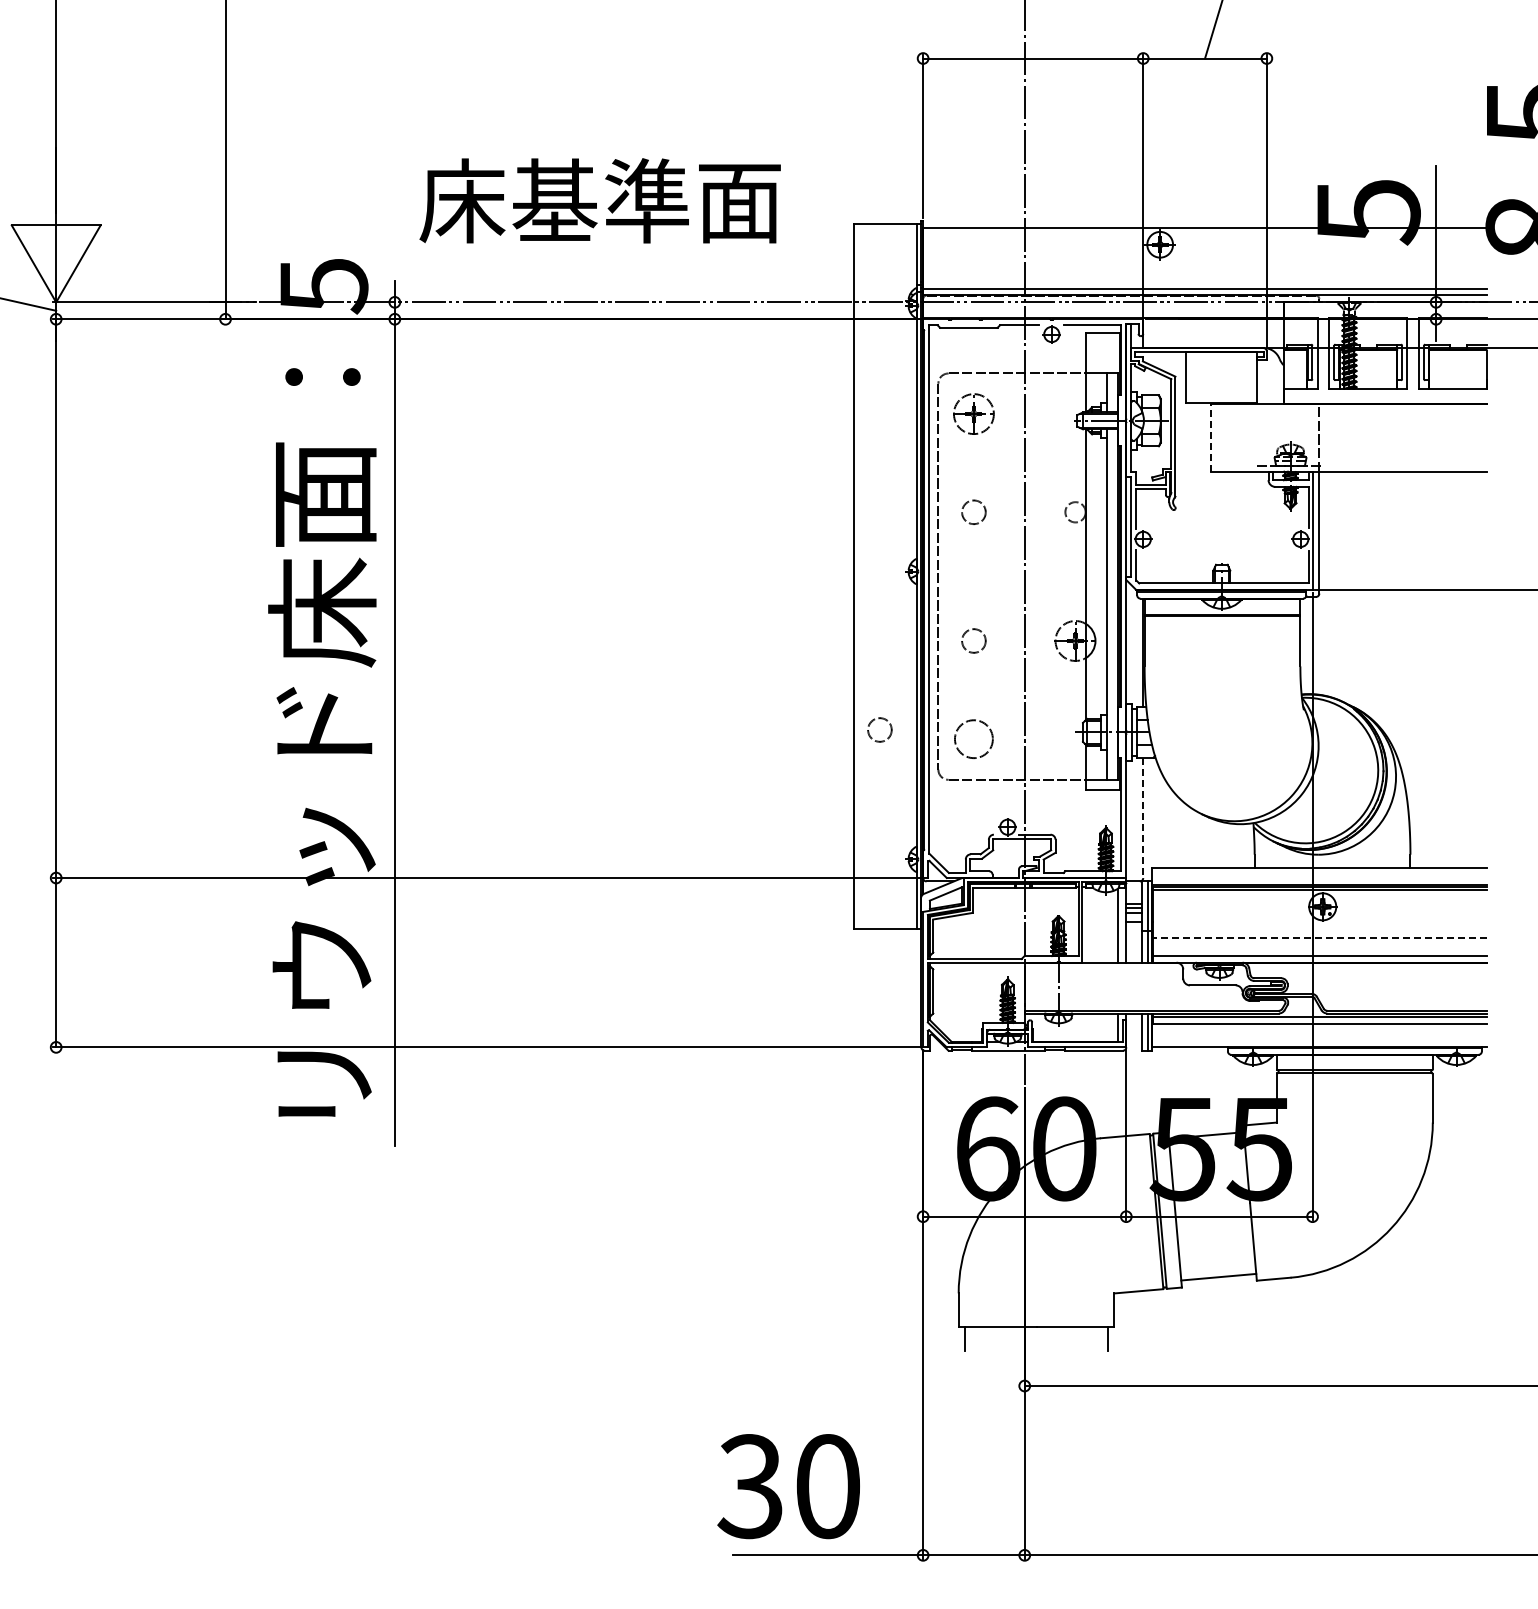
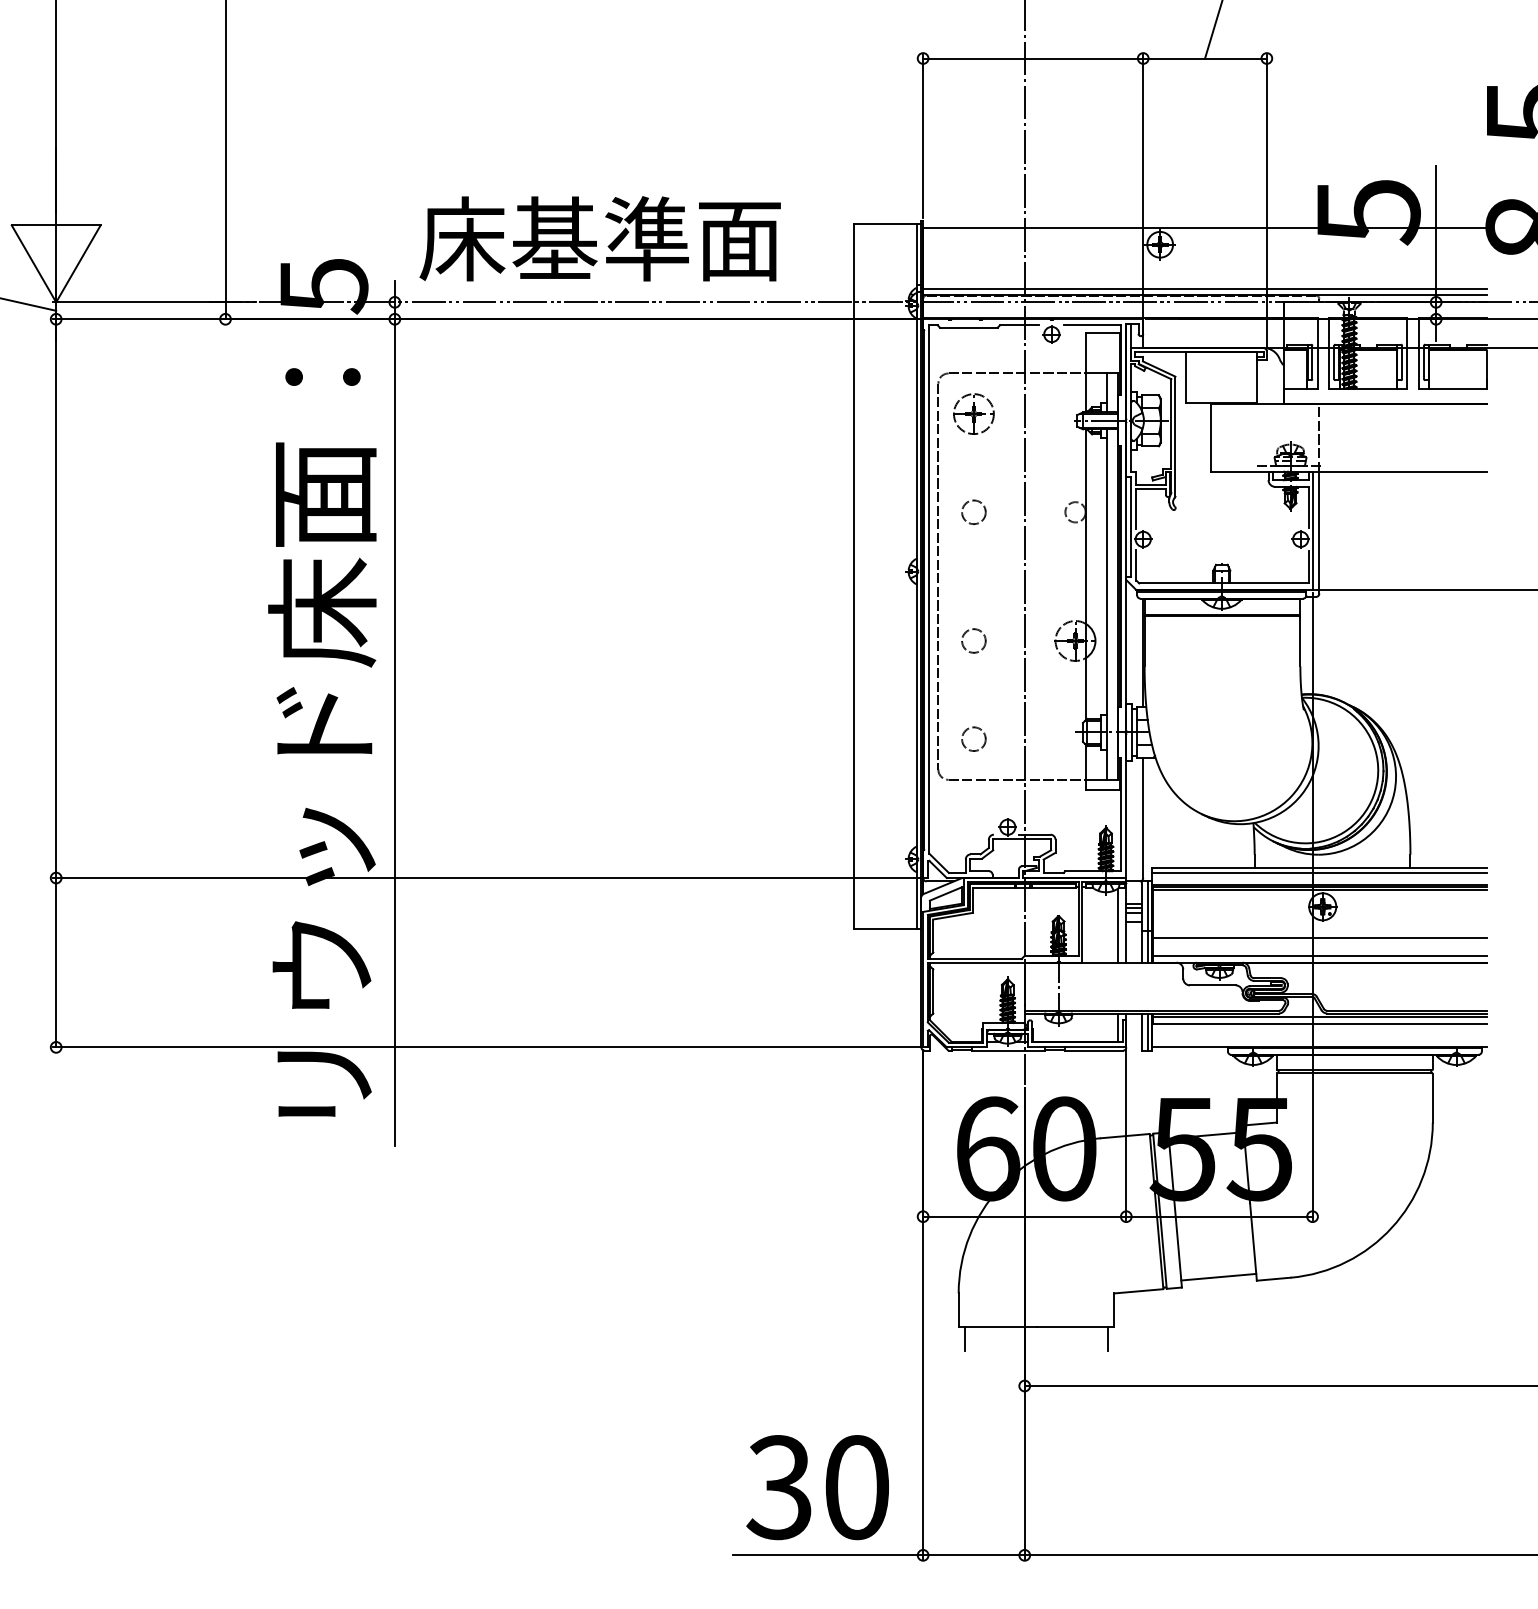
text position: (599, 200) -> (599, 238) (599, 238)
line: dashed -> solid (1210, 437)
circle: present -> none (879, 729)
circle diameter: 38 px -> 24 px (973, 739)
line: dashed -> solid (1143, 818)
line: none -> present (1318, 872)
line: dashed -> solid (1320, 938)
text position: (788, 1486) -> (817, 1487) (817, 1487)
